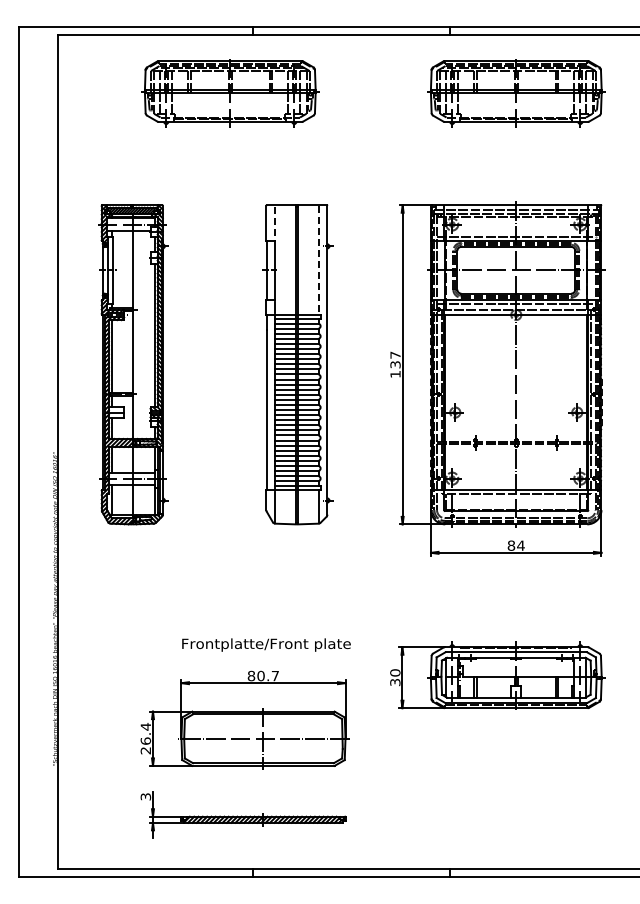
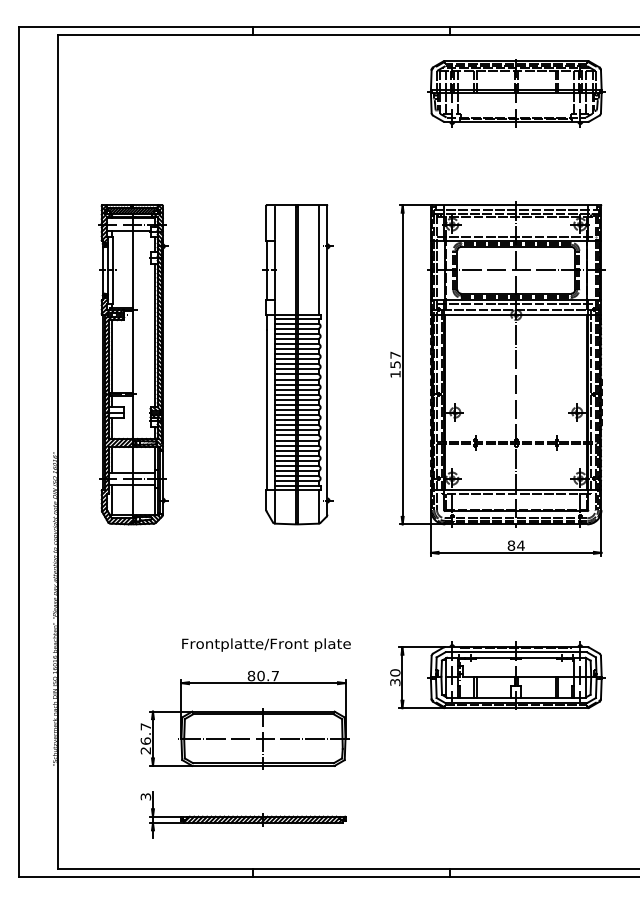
part: present -> none (230, 93)
line: dashed -> solid (275, 223)
line: dashed -> solid (318, 261)
text: 137 -> 157 (394, 364)
text: 26.4 -> 26.7 (145, 726)
